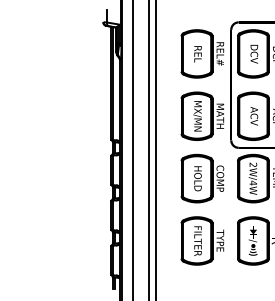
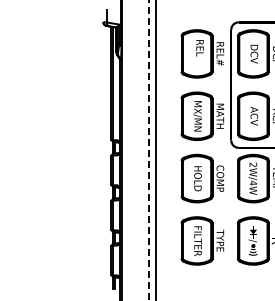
text position: (197, 54) -> (199, 48) (199, 48)
line: present -> none (133, 149)
line: solid -> dashed (148, 150)
